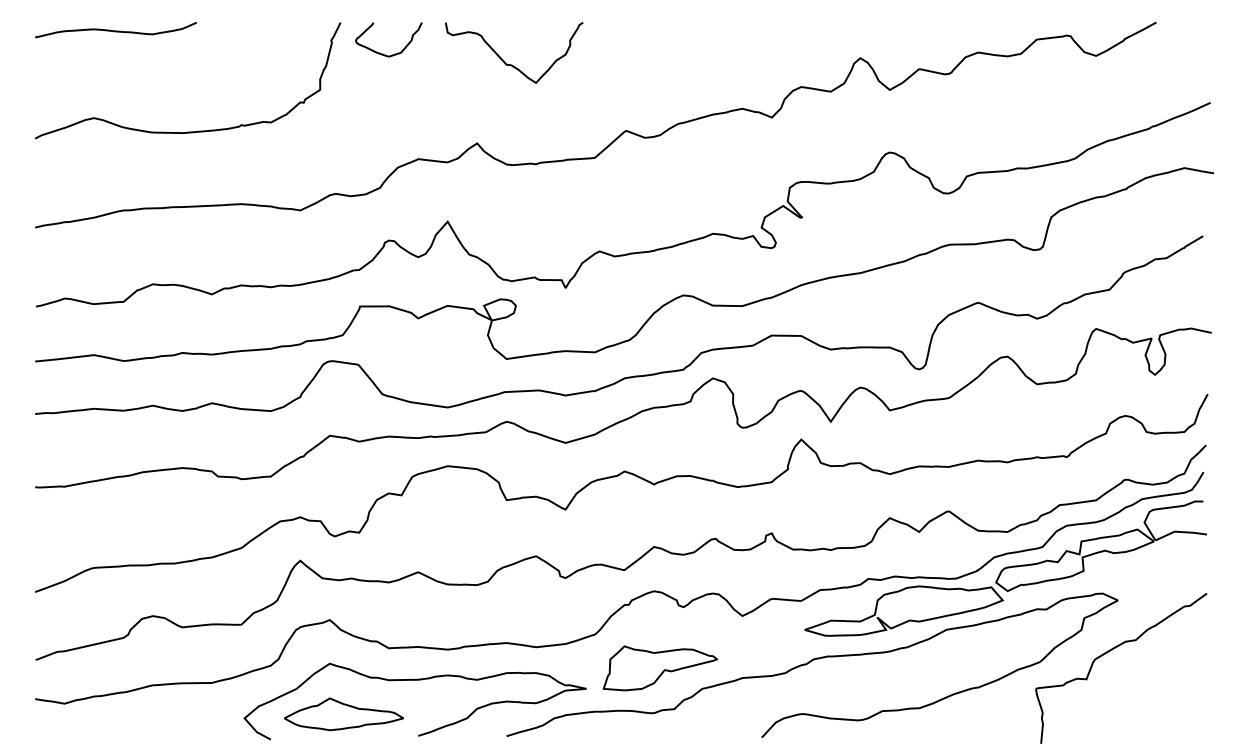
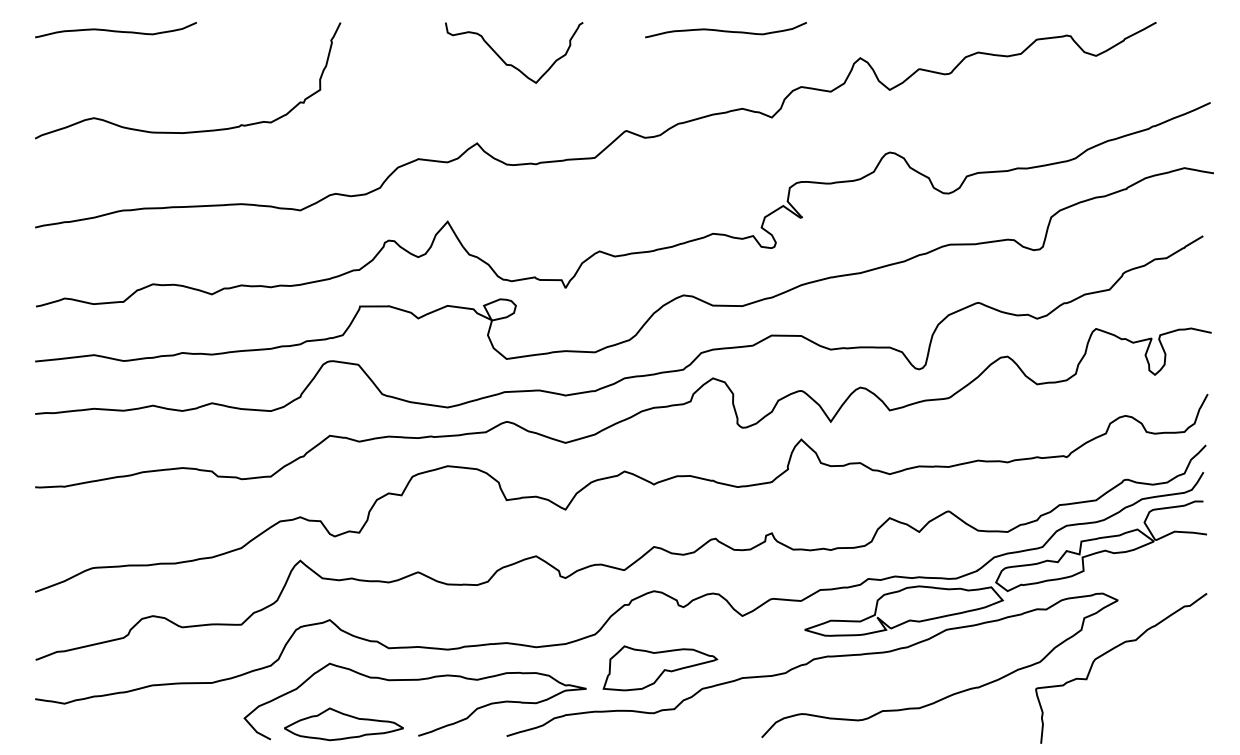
curve: none -> present (725, 30)
part: present -> none (382, 53)
part position: (343, 714) -> (343, 724) (343, 724)
